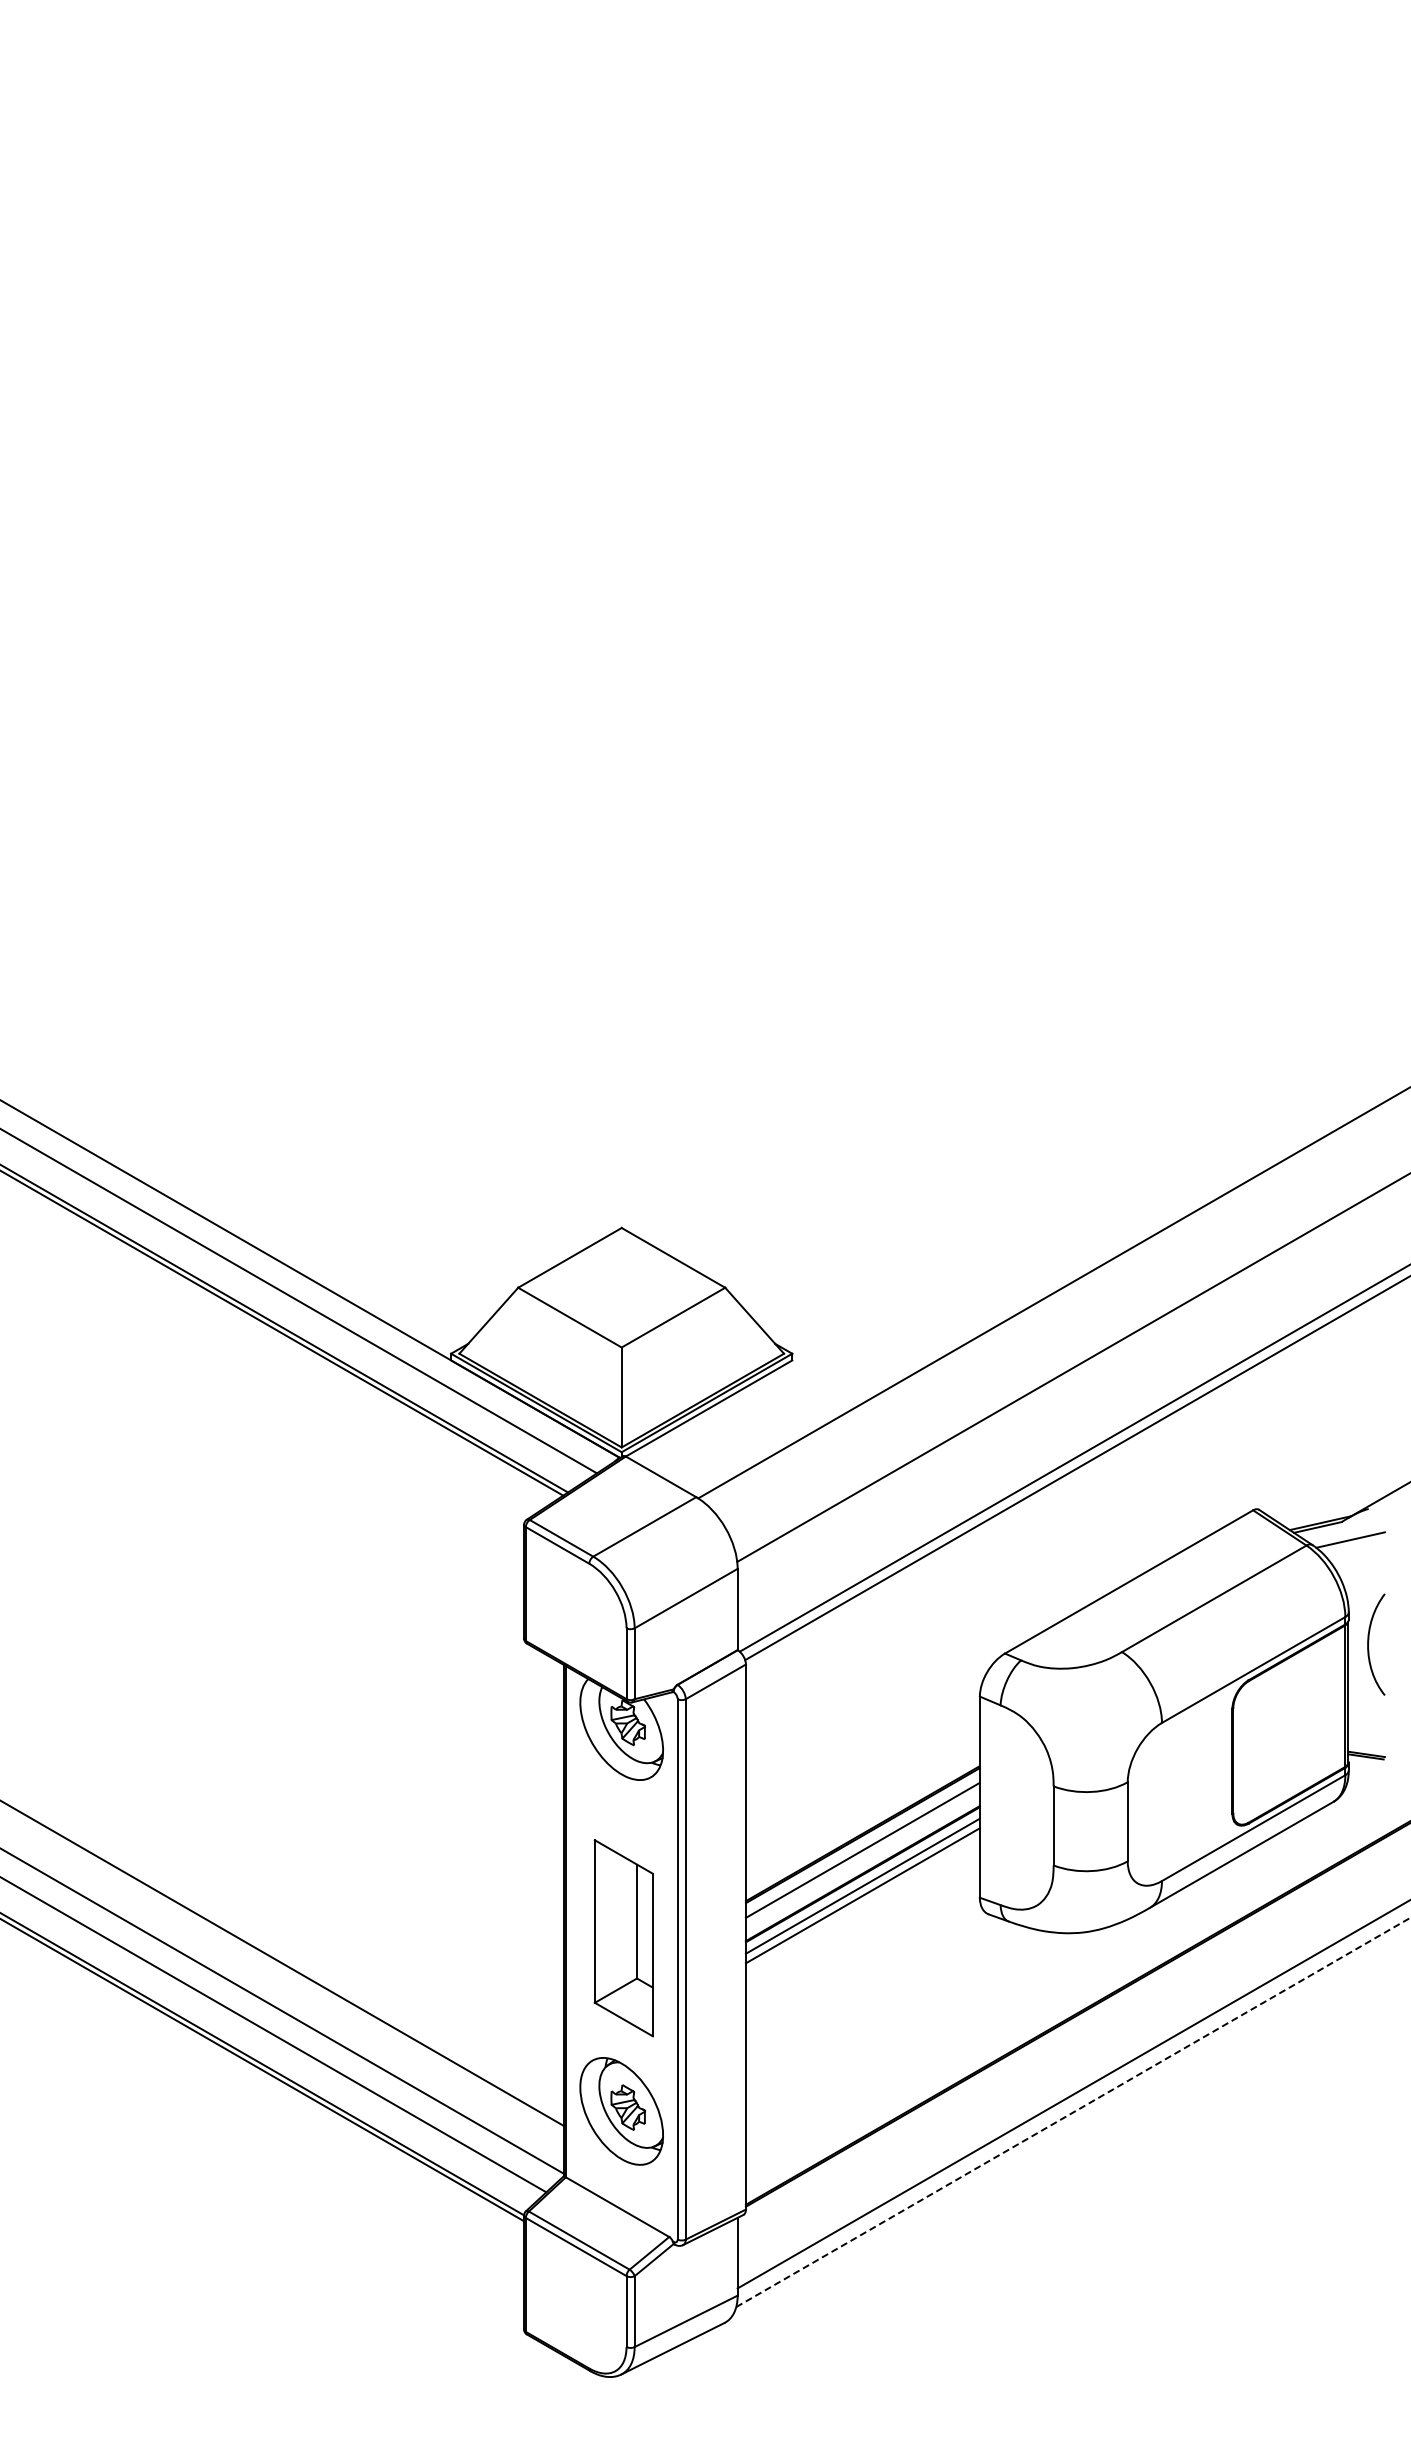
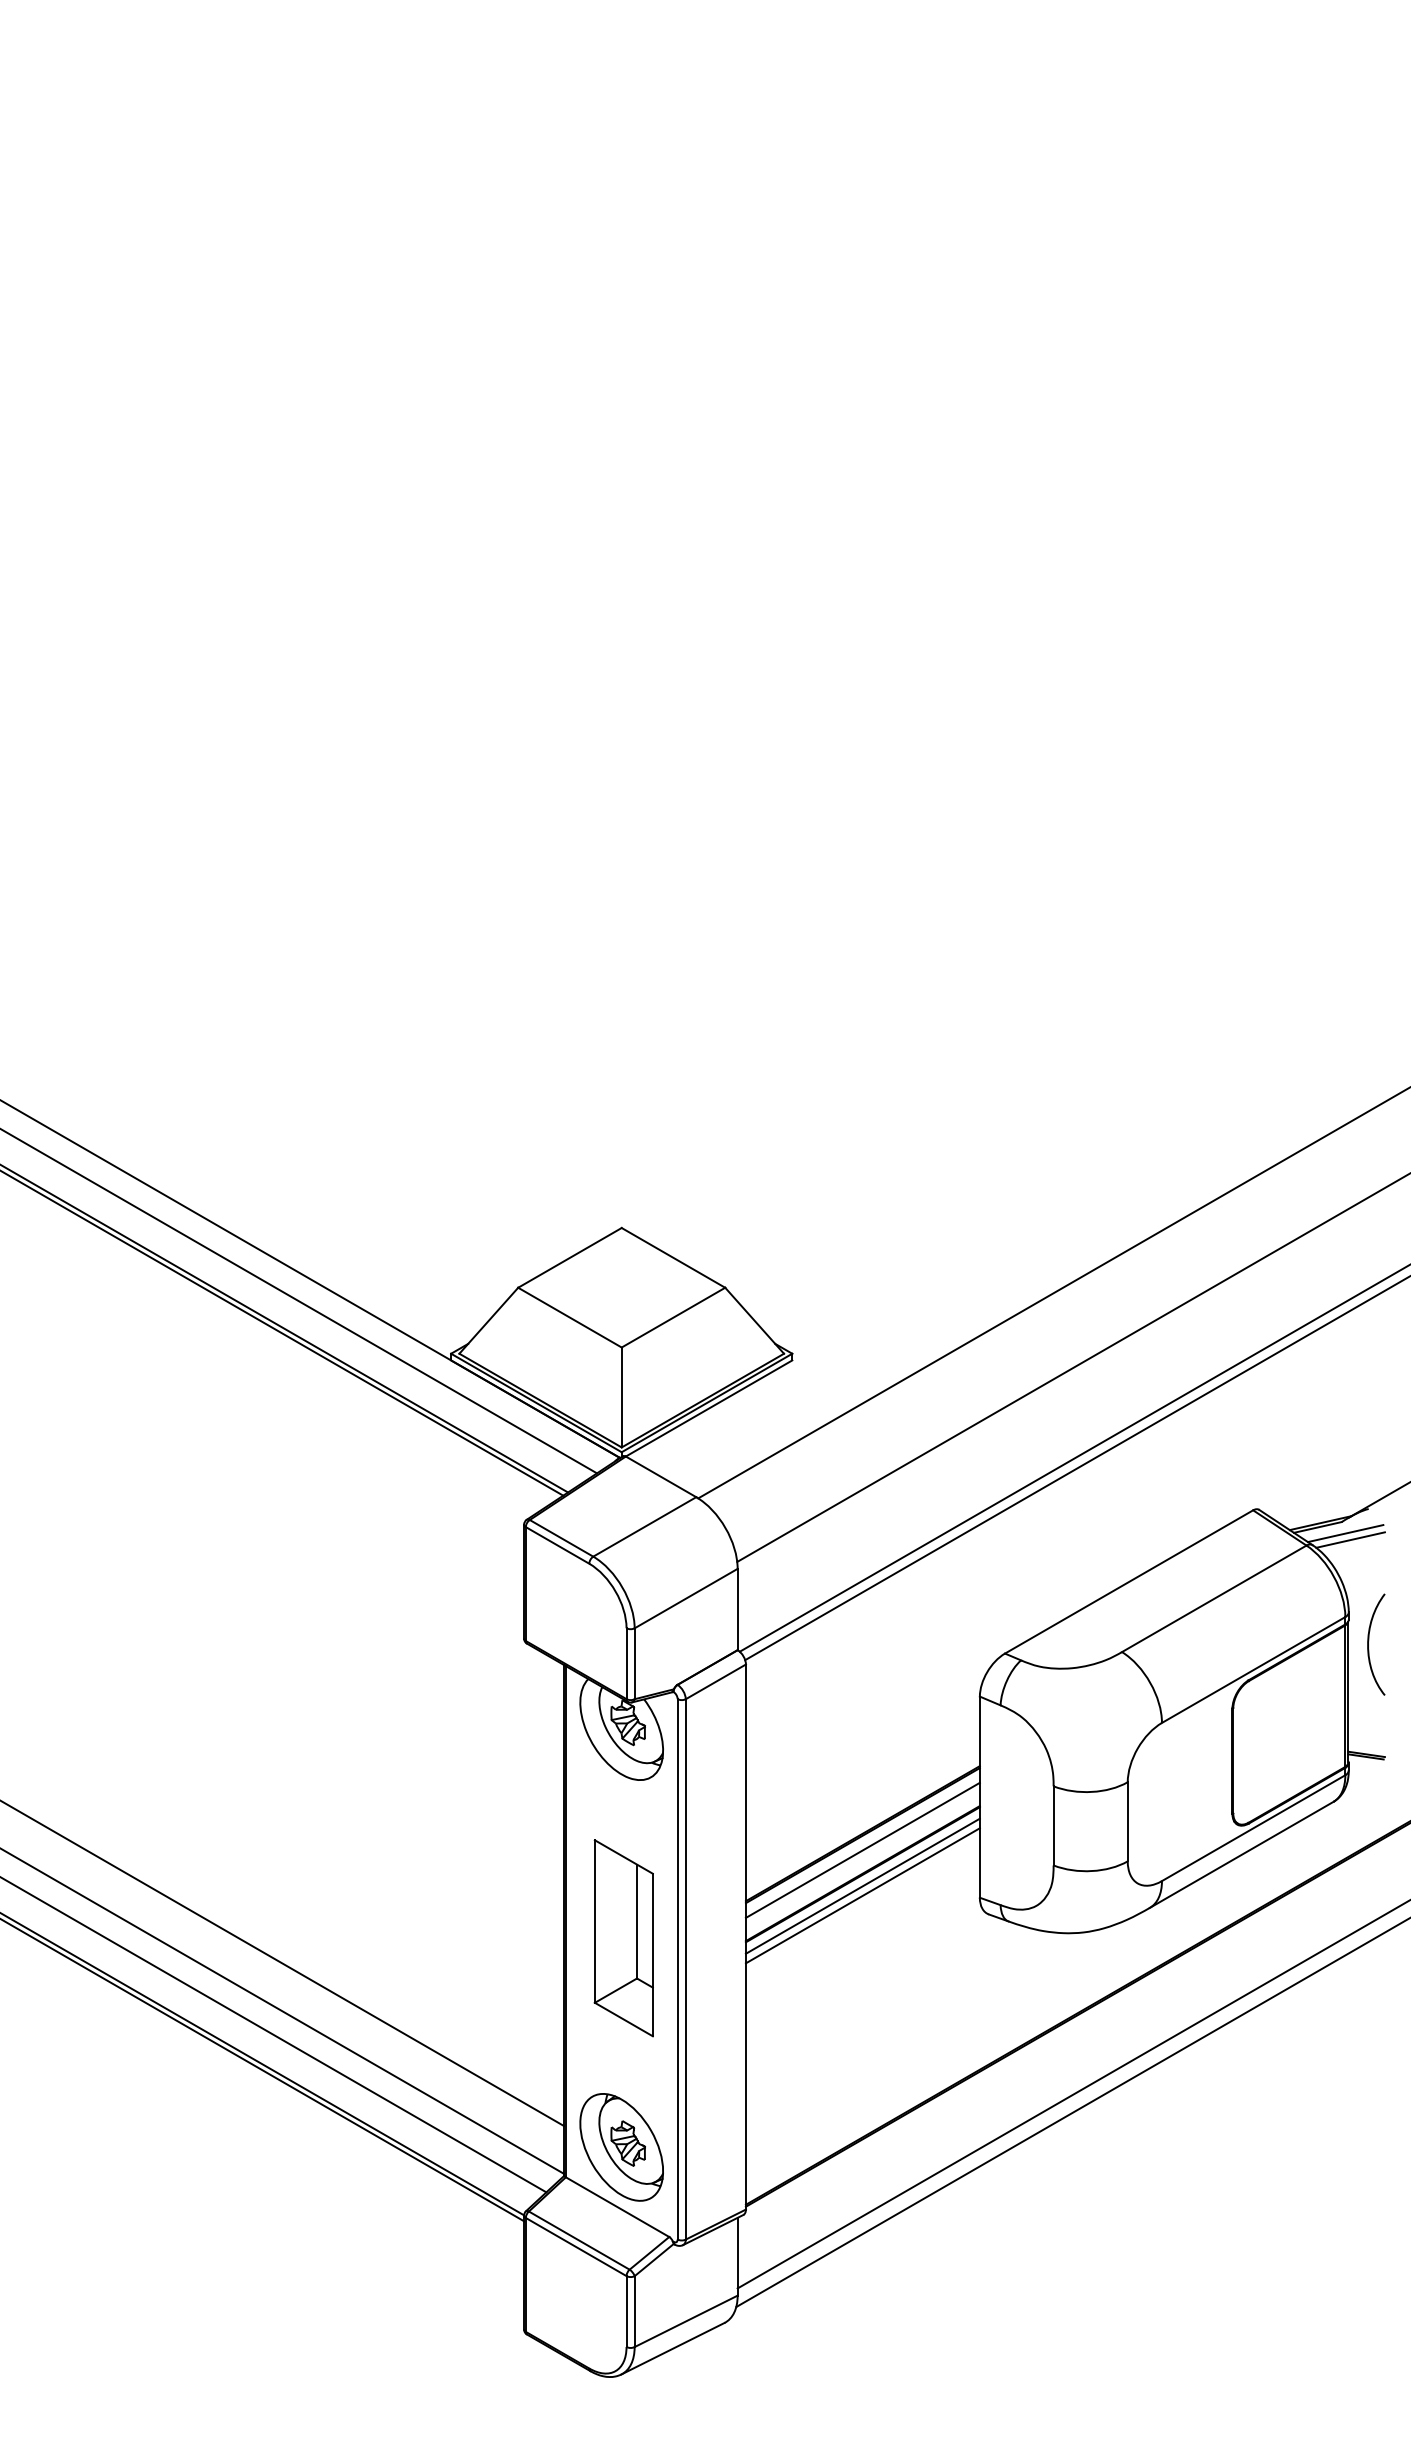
line: none -> present (1345, 1533)
part position: (621, 2111) -> (621, 2147) (621, 2147)
line: dashed -> solid (1074, 2112)
